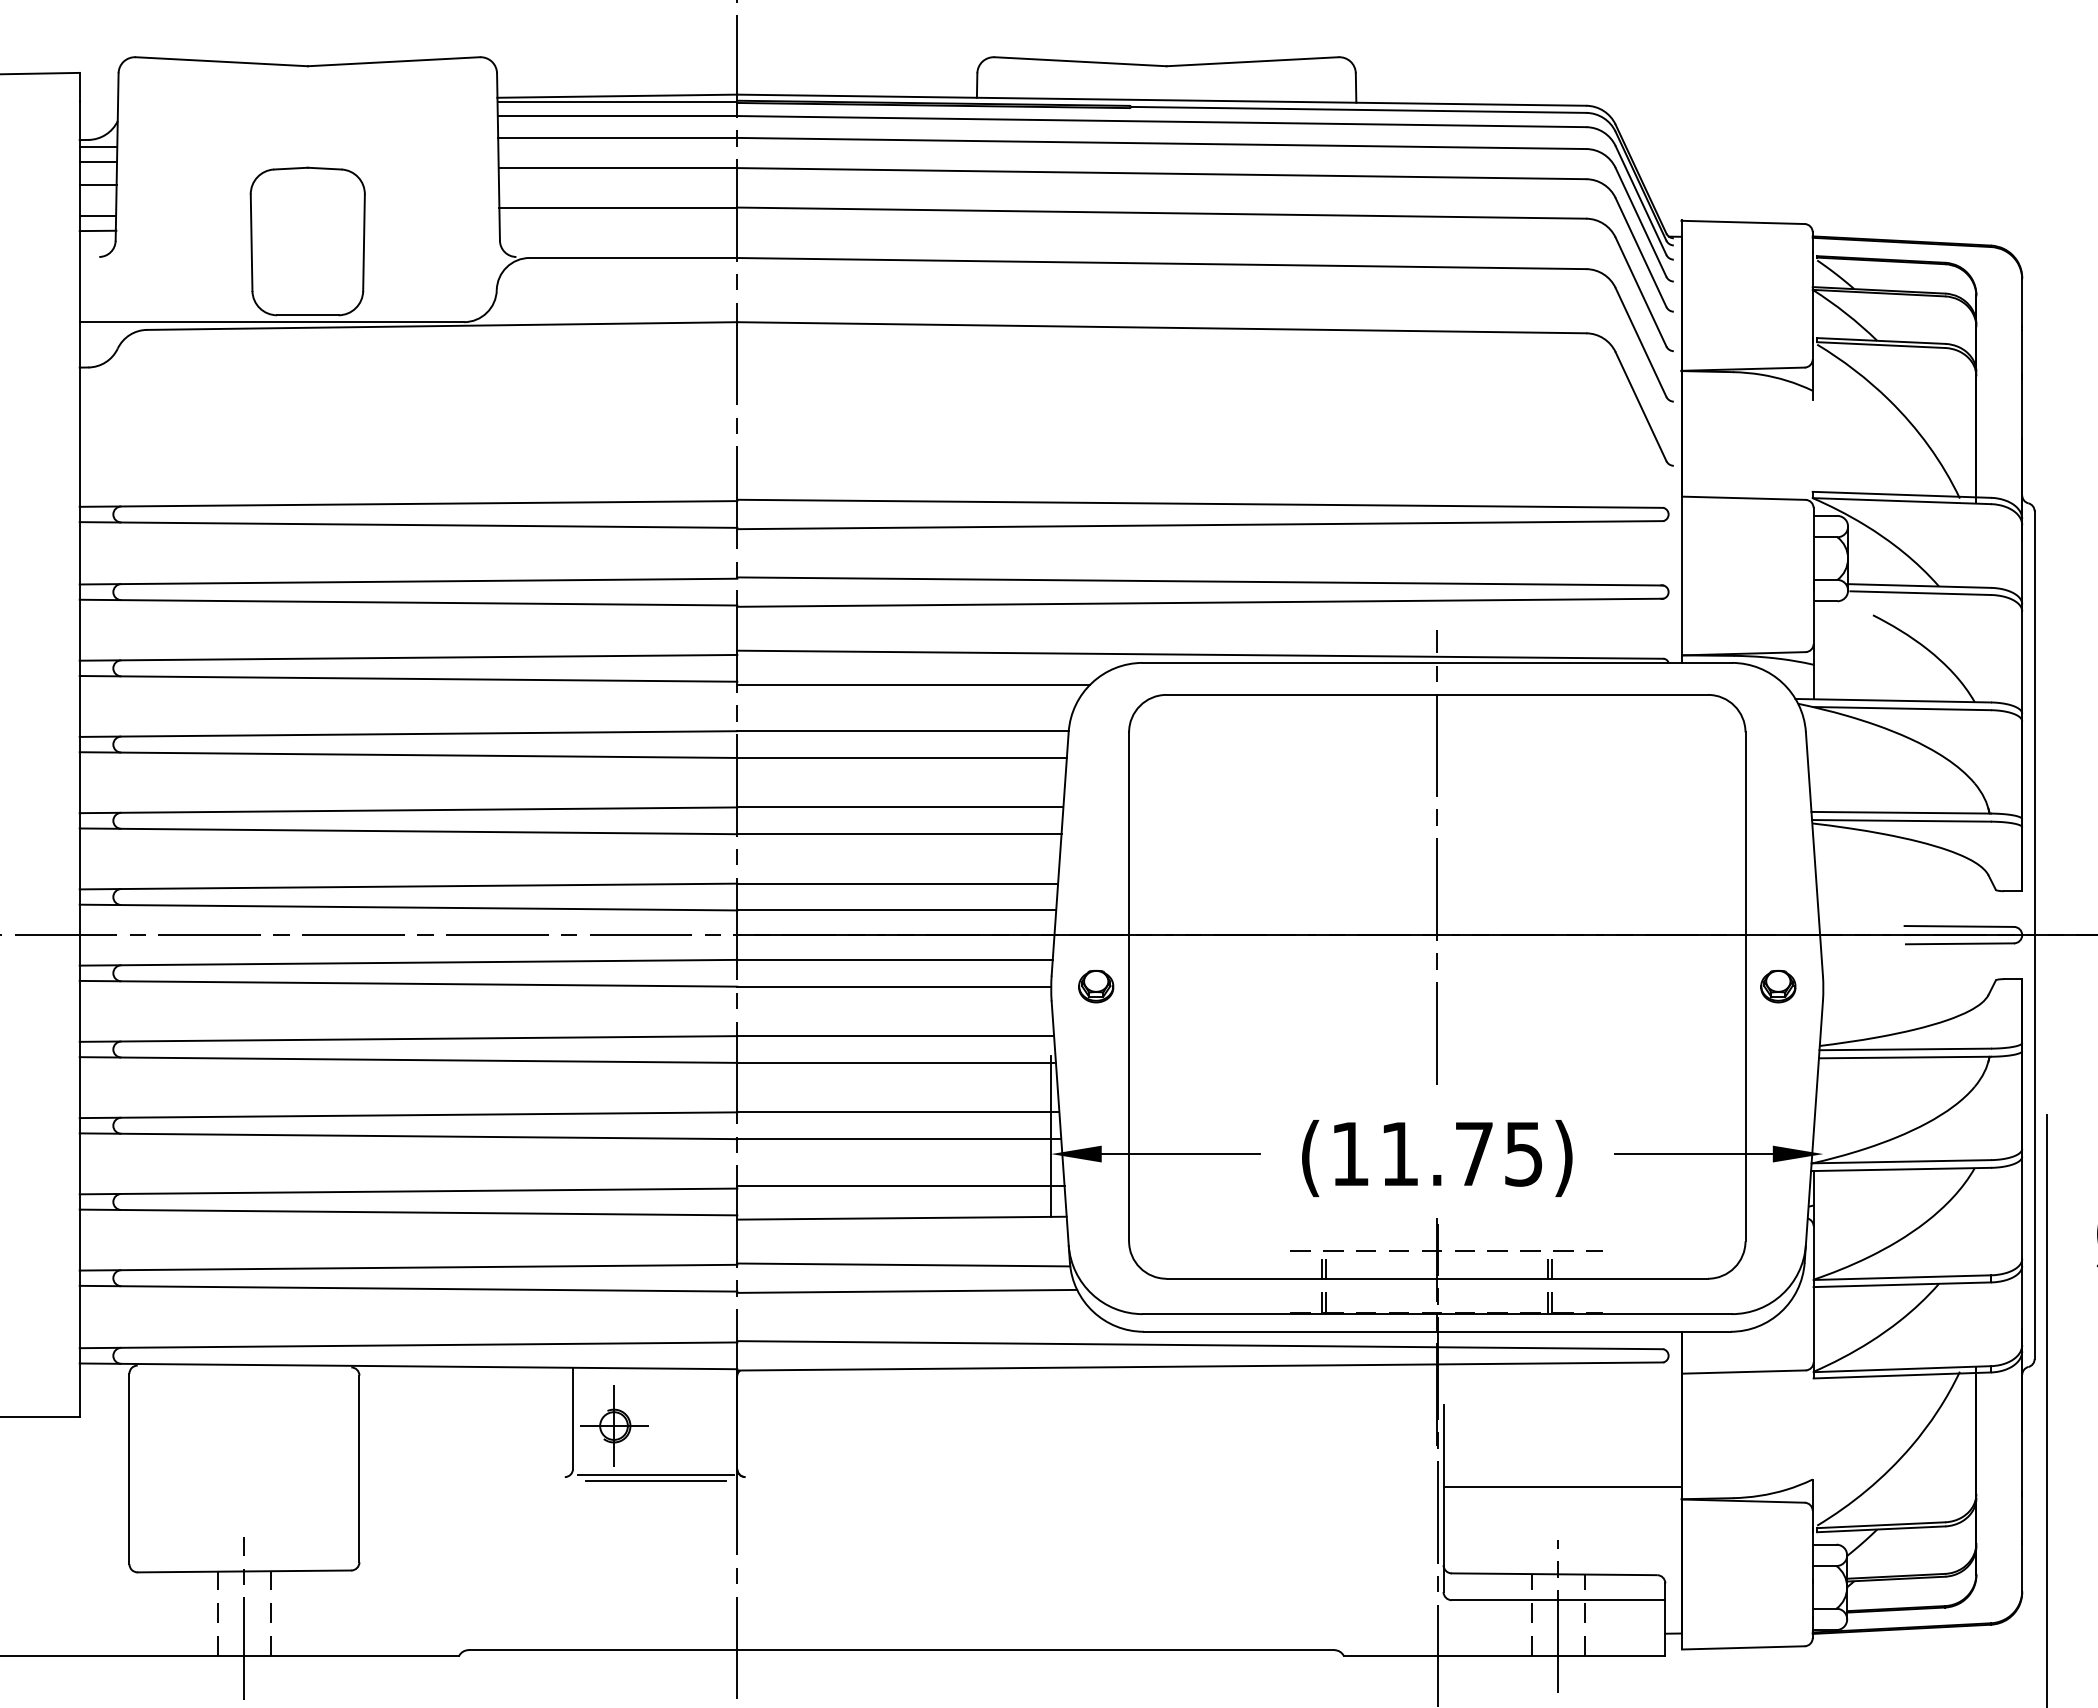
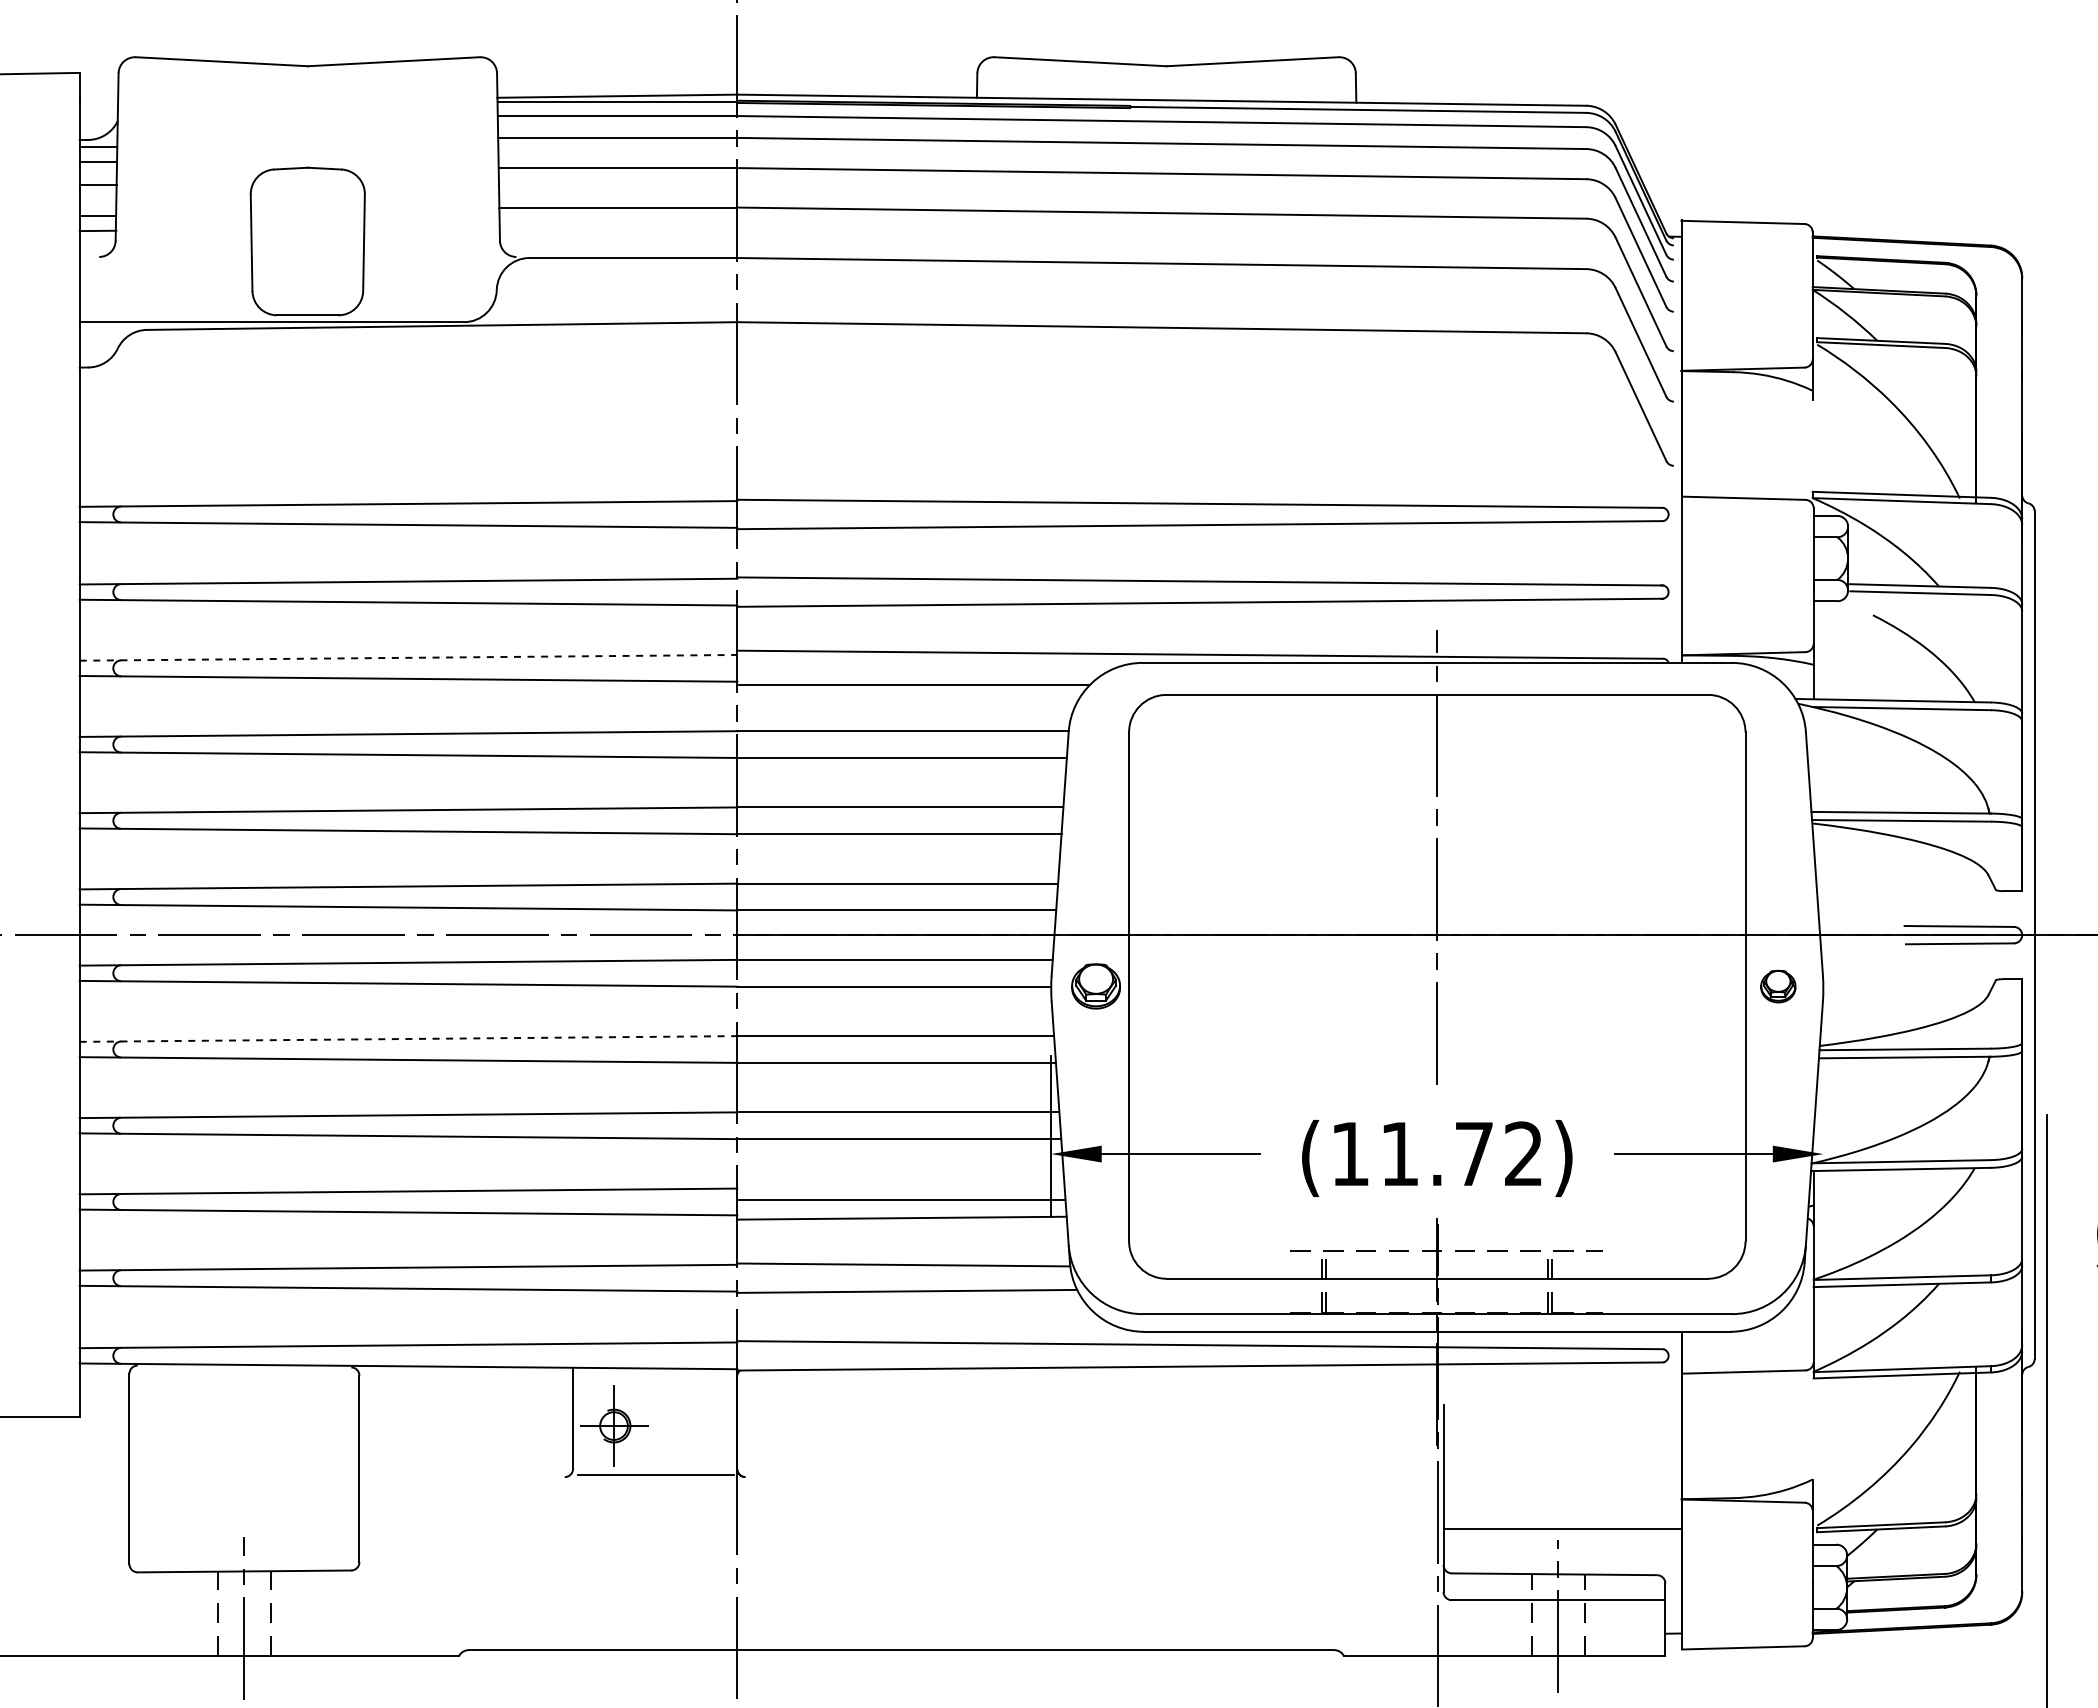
line: solid -> dashed (408, 657)
part size: 37x34 px -> 50x47 px (1095, 986)
line: solid -> dashed (408, 1038)
text: (11.75) -> (11.72) (1523, 1153)
line position: (900, 1185) -> (900, 1199) (900, 1199)
line: present -> none (655, 1481)
line position: (1562, 1486) -> (1562, 1528) (1562, 1528)
